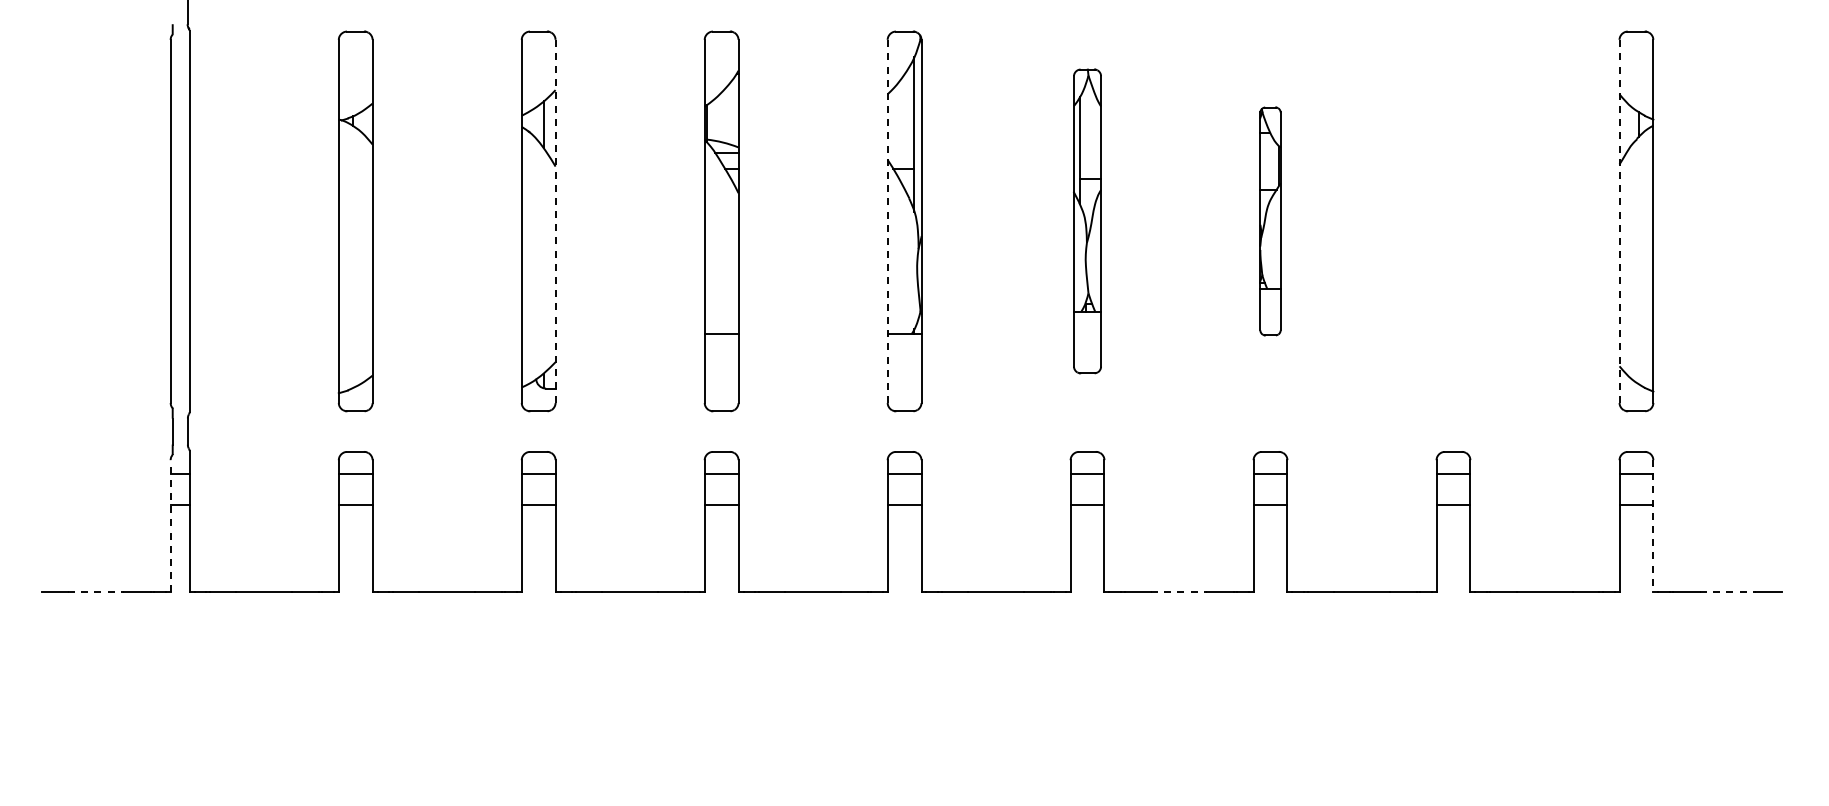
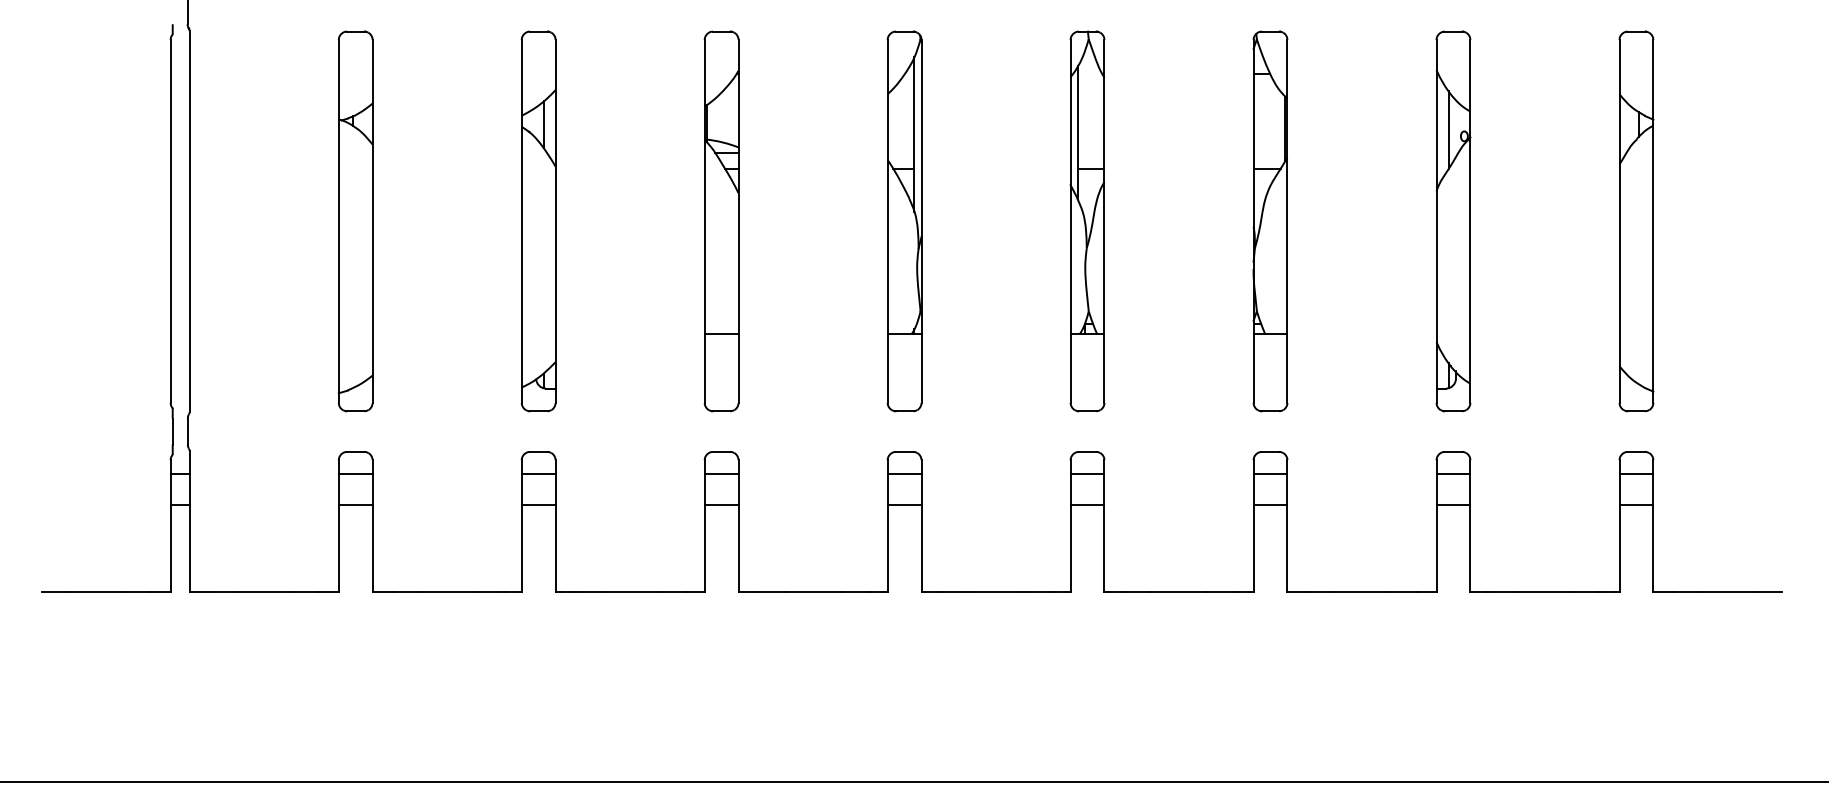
line: dashed -> solid (555, 221)
line: dashed -> solid (887, 221)
part size: 29x307 px -> 37x383 px (1087, 221)
part size: 23x231 px -> 37x383 px (1270, 221)
part: none -> present (1453, 221)
line: dashed -> solid (1619, 221)
line: dashed -> solid (170, 525)
line: dashed -> solid (1653, 526)
line: dashed -> solid (96, 592)
line: dashed -> solid (1179, 592)
line: dashed -> solid (1727, 592)
line: none -> present (913, 781)
